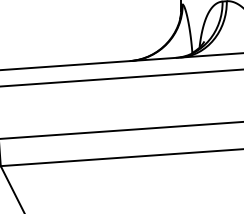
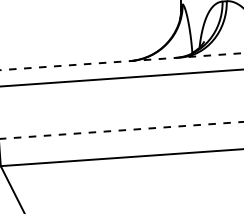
line: solid -> dashed (121, 61)
line: solid -> dashed (122, 130)
